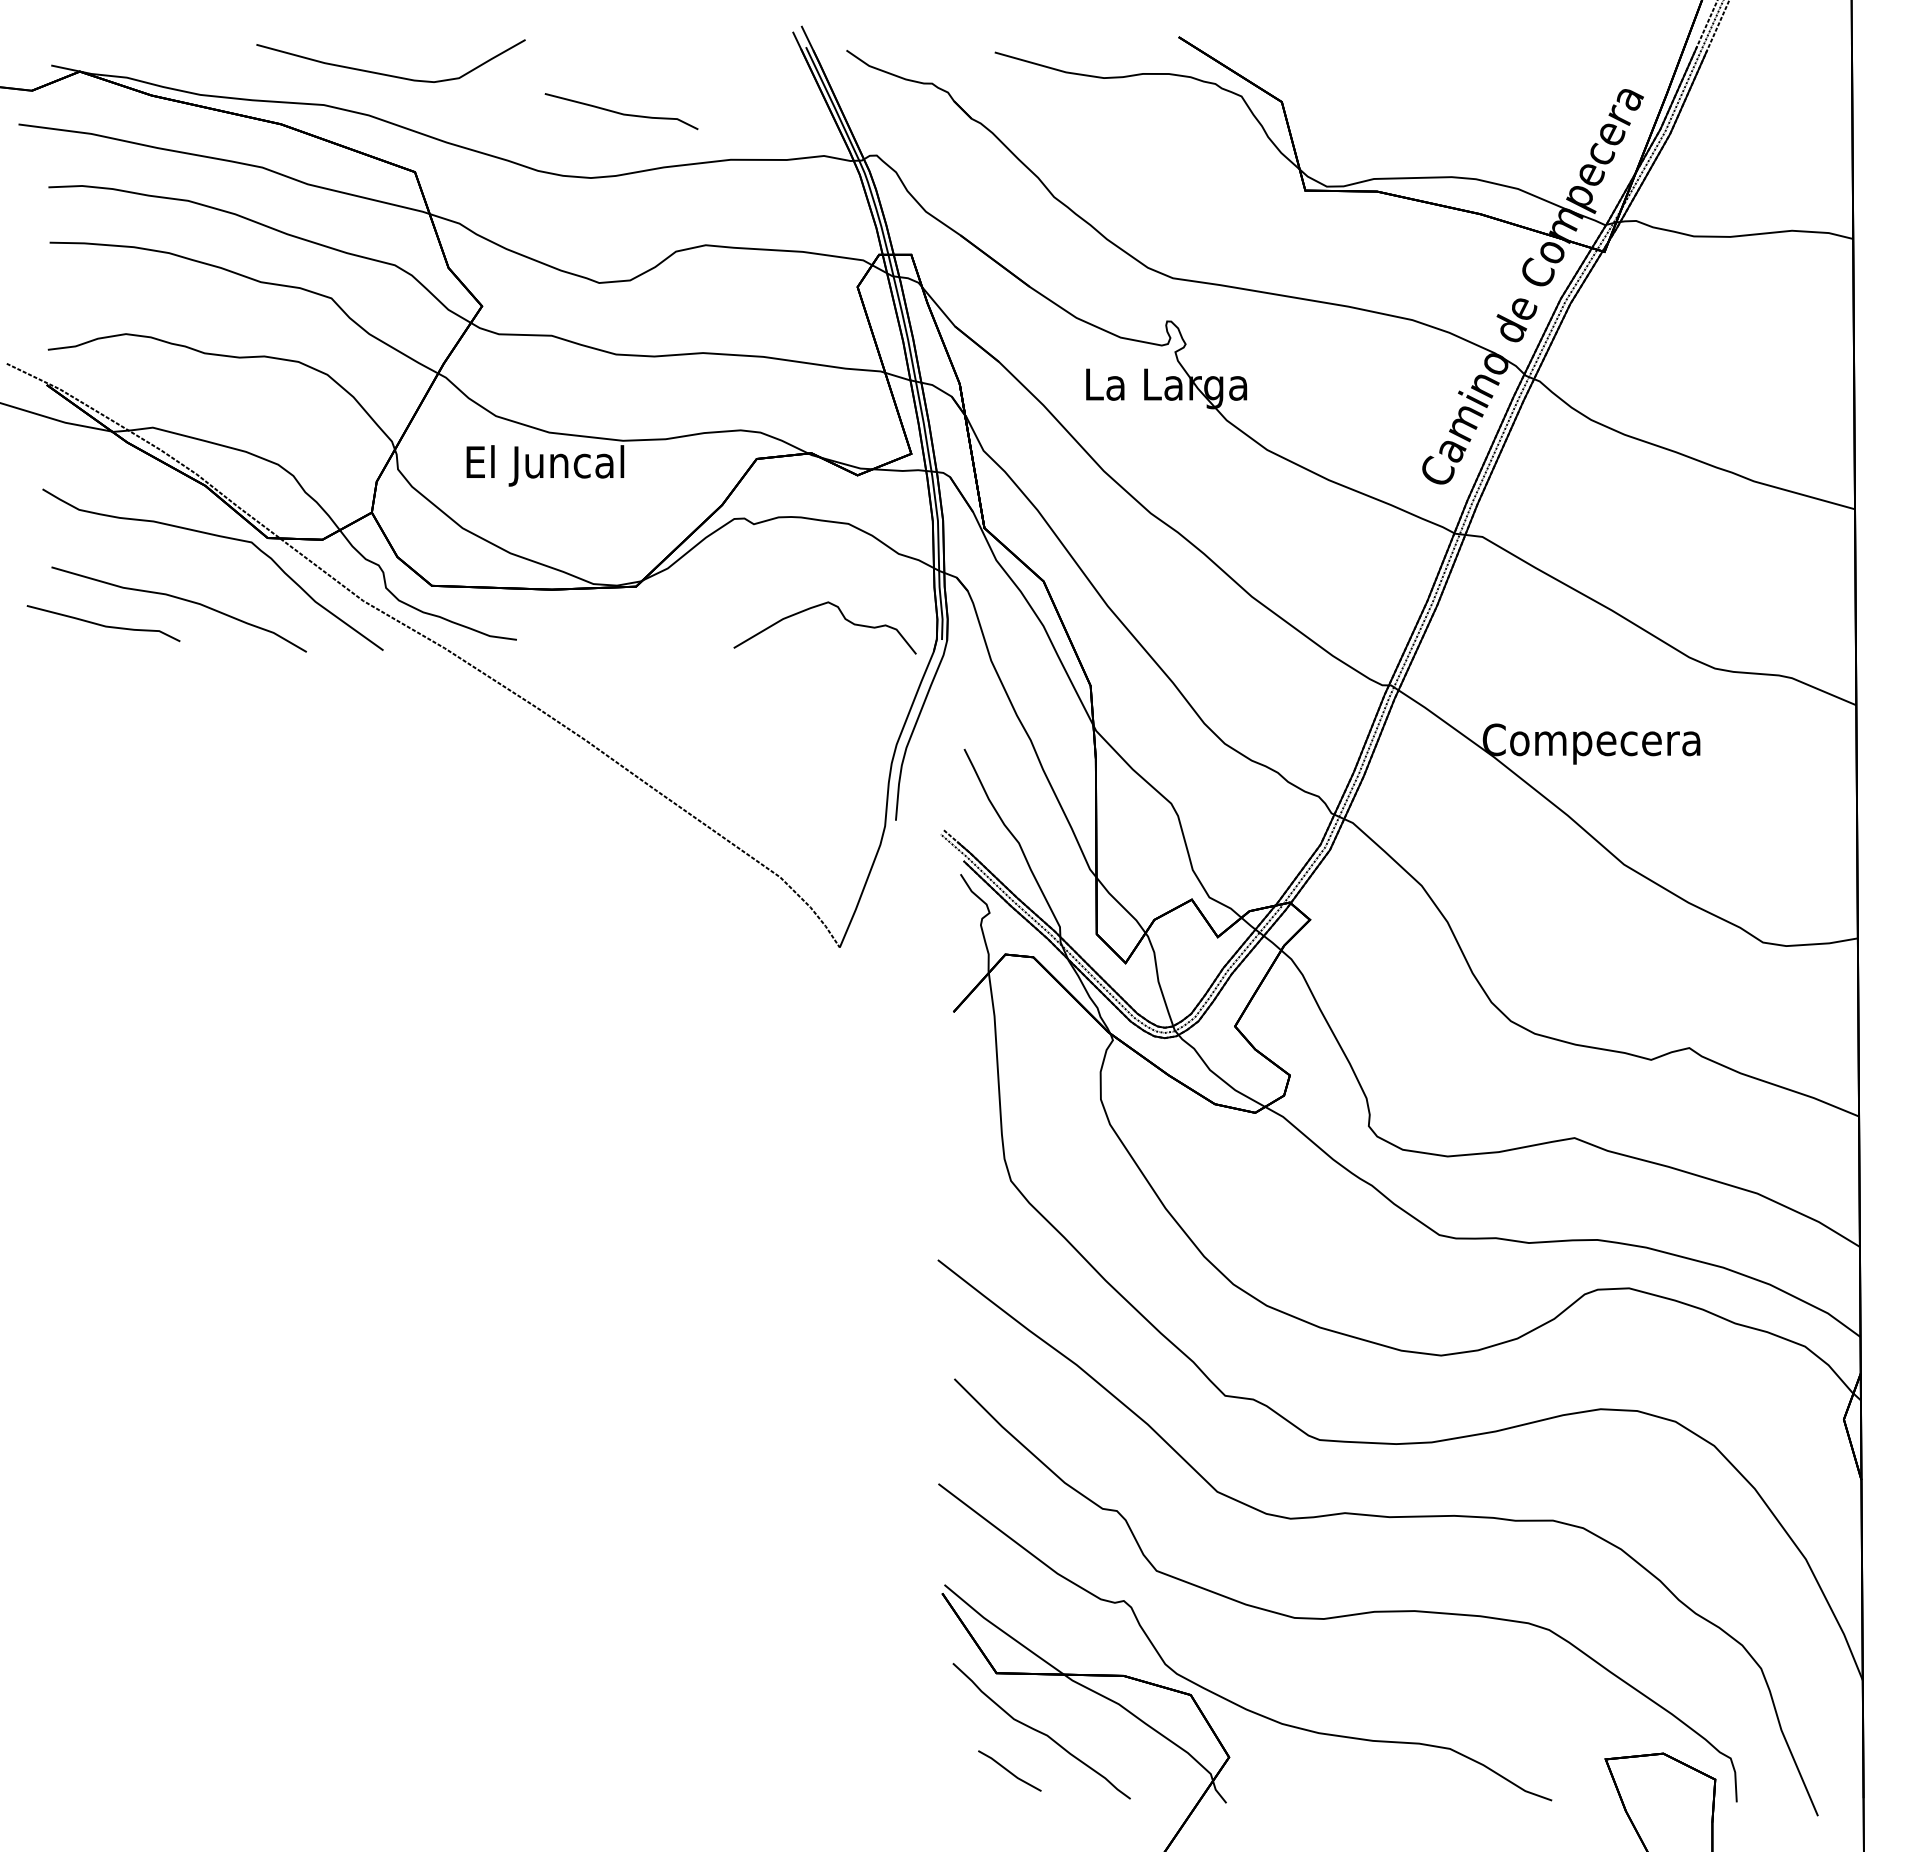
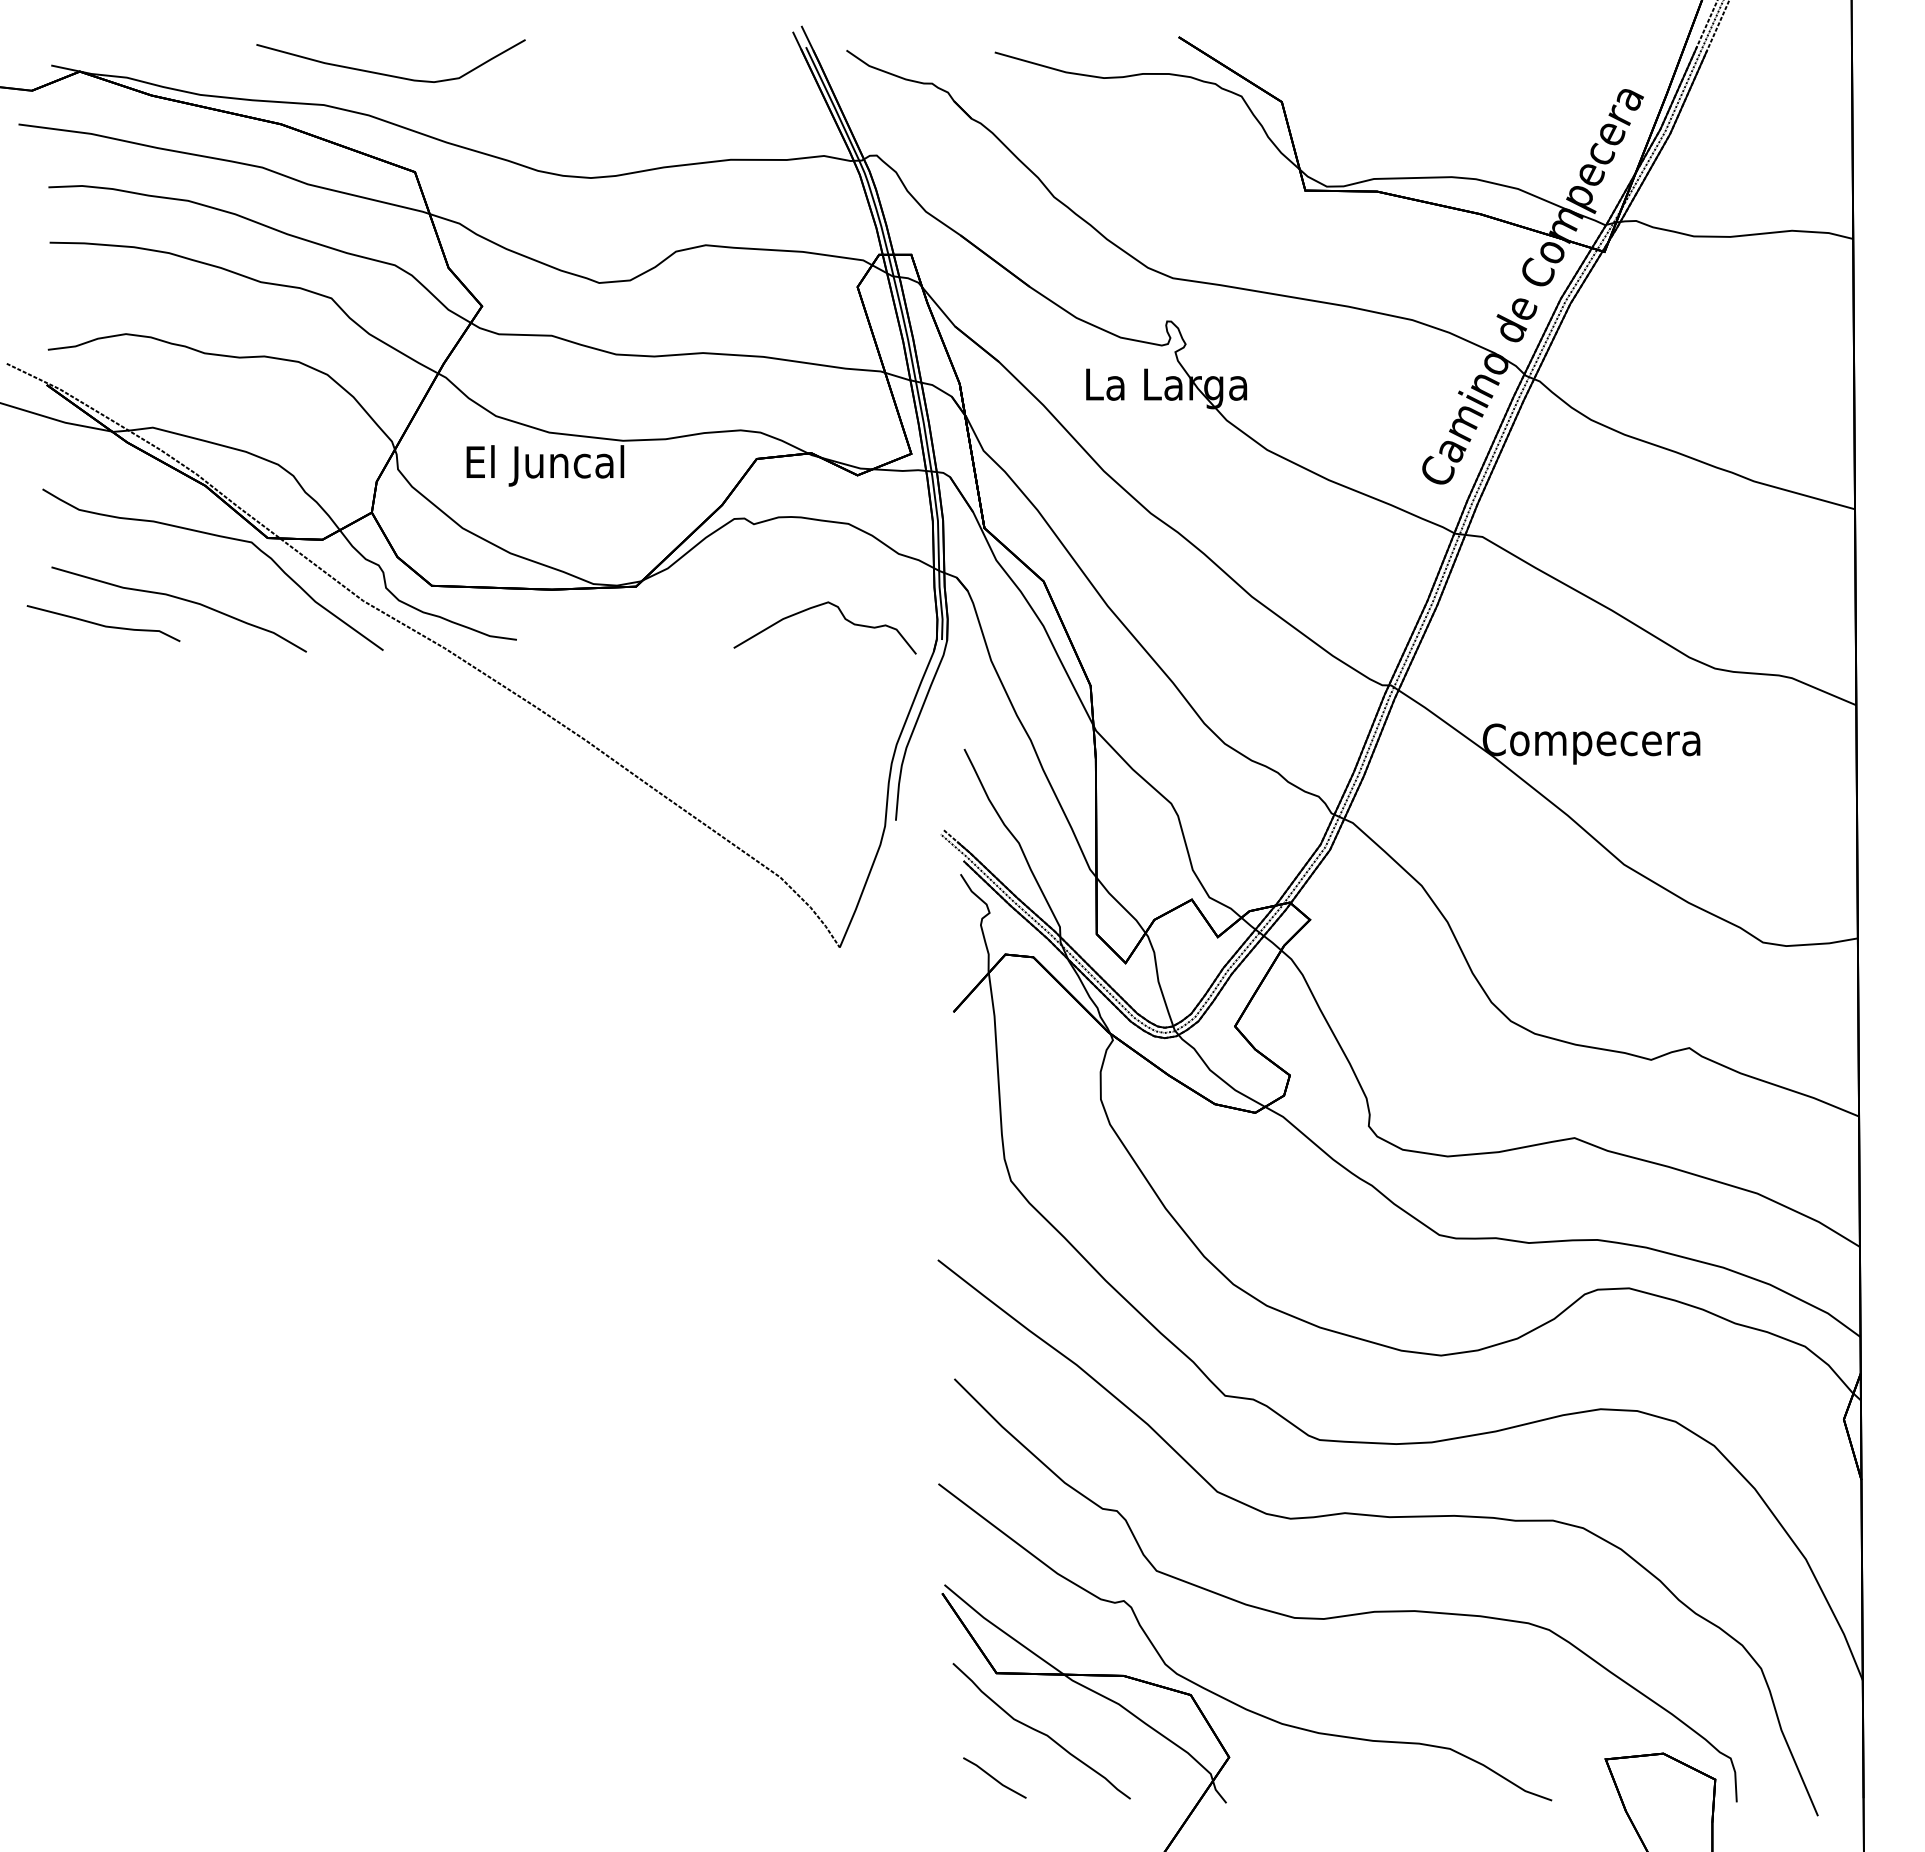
part: present -> none (621, 111)
part position: (1009, 1770) -> (994, 1777) (994, 1777)
